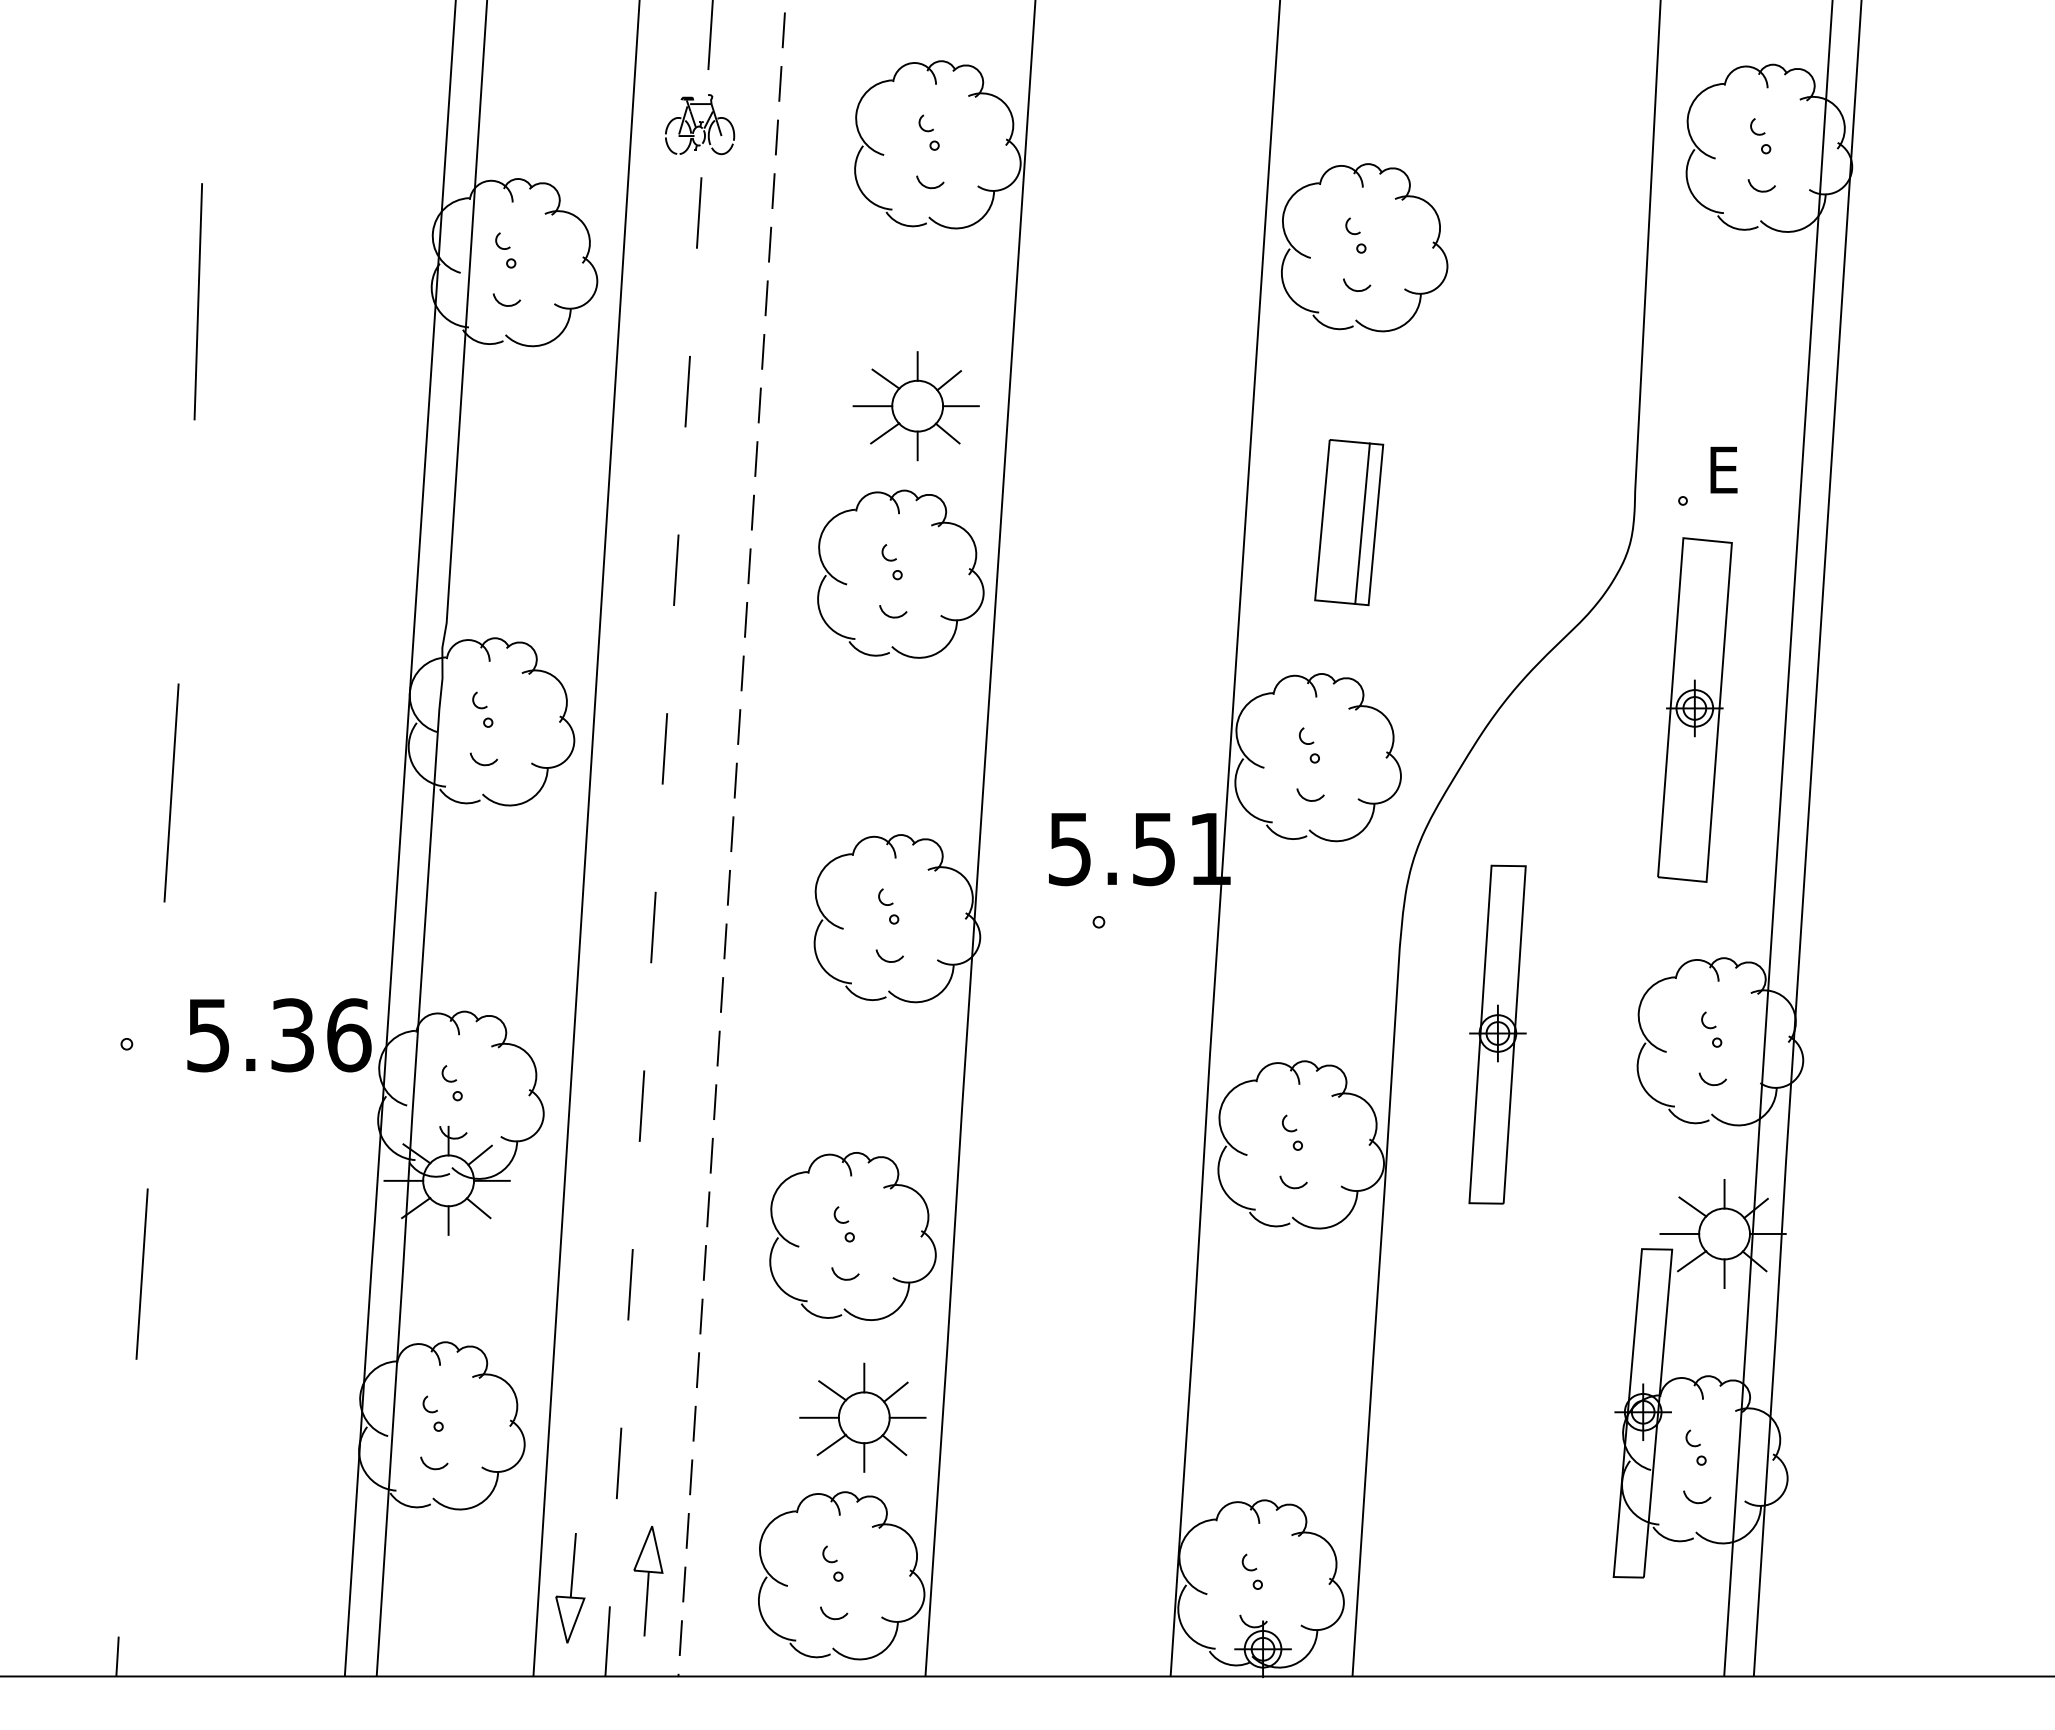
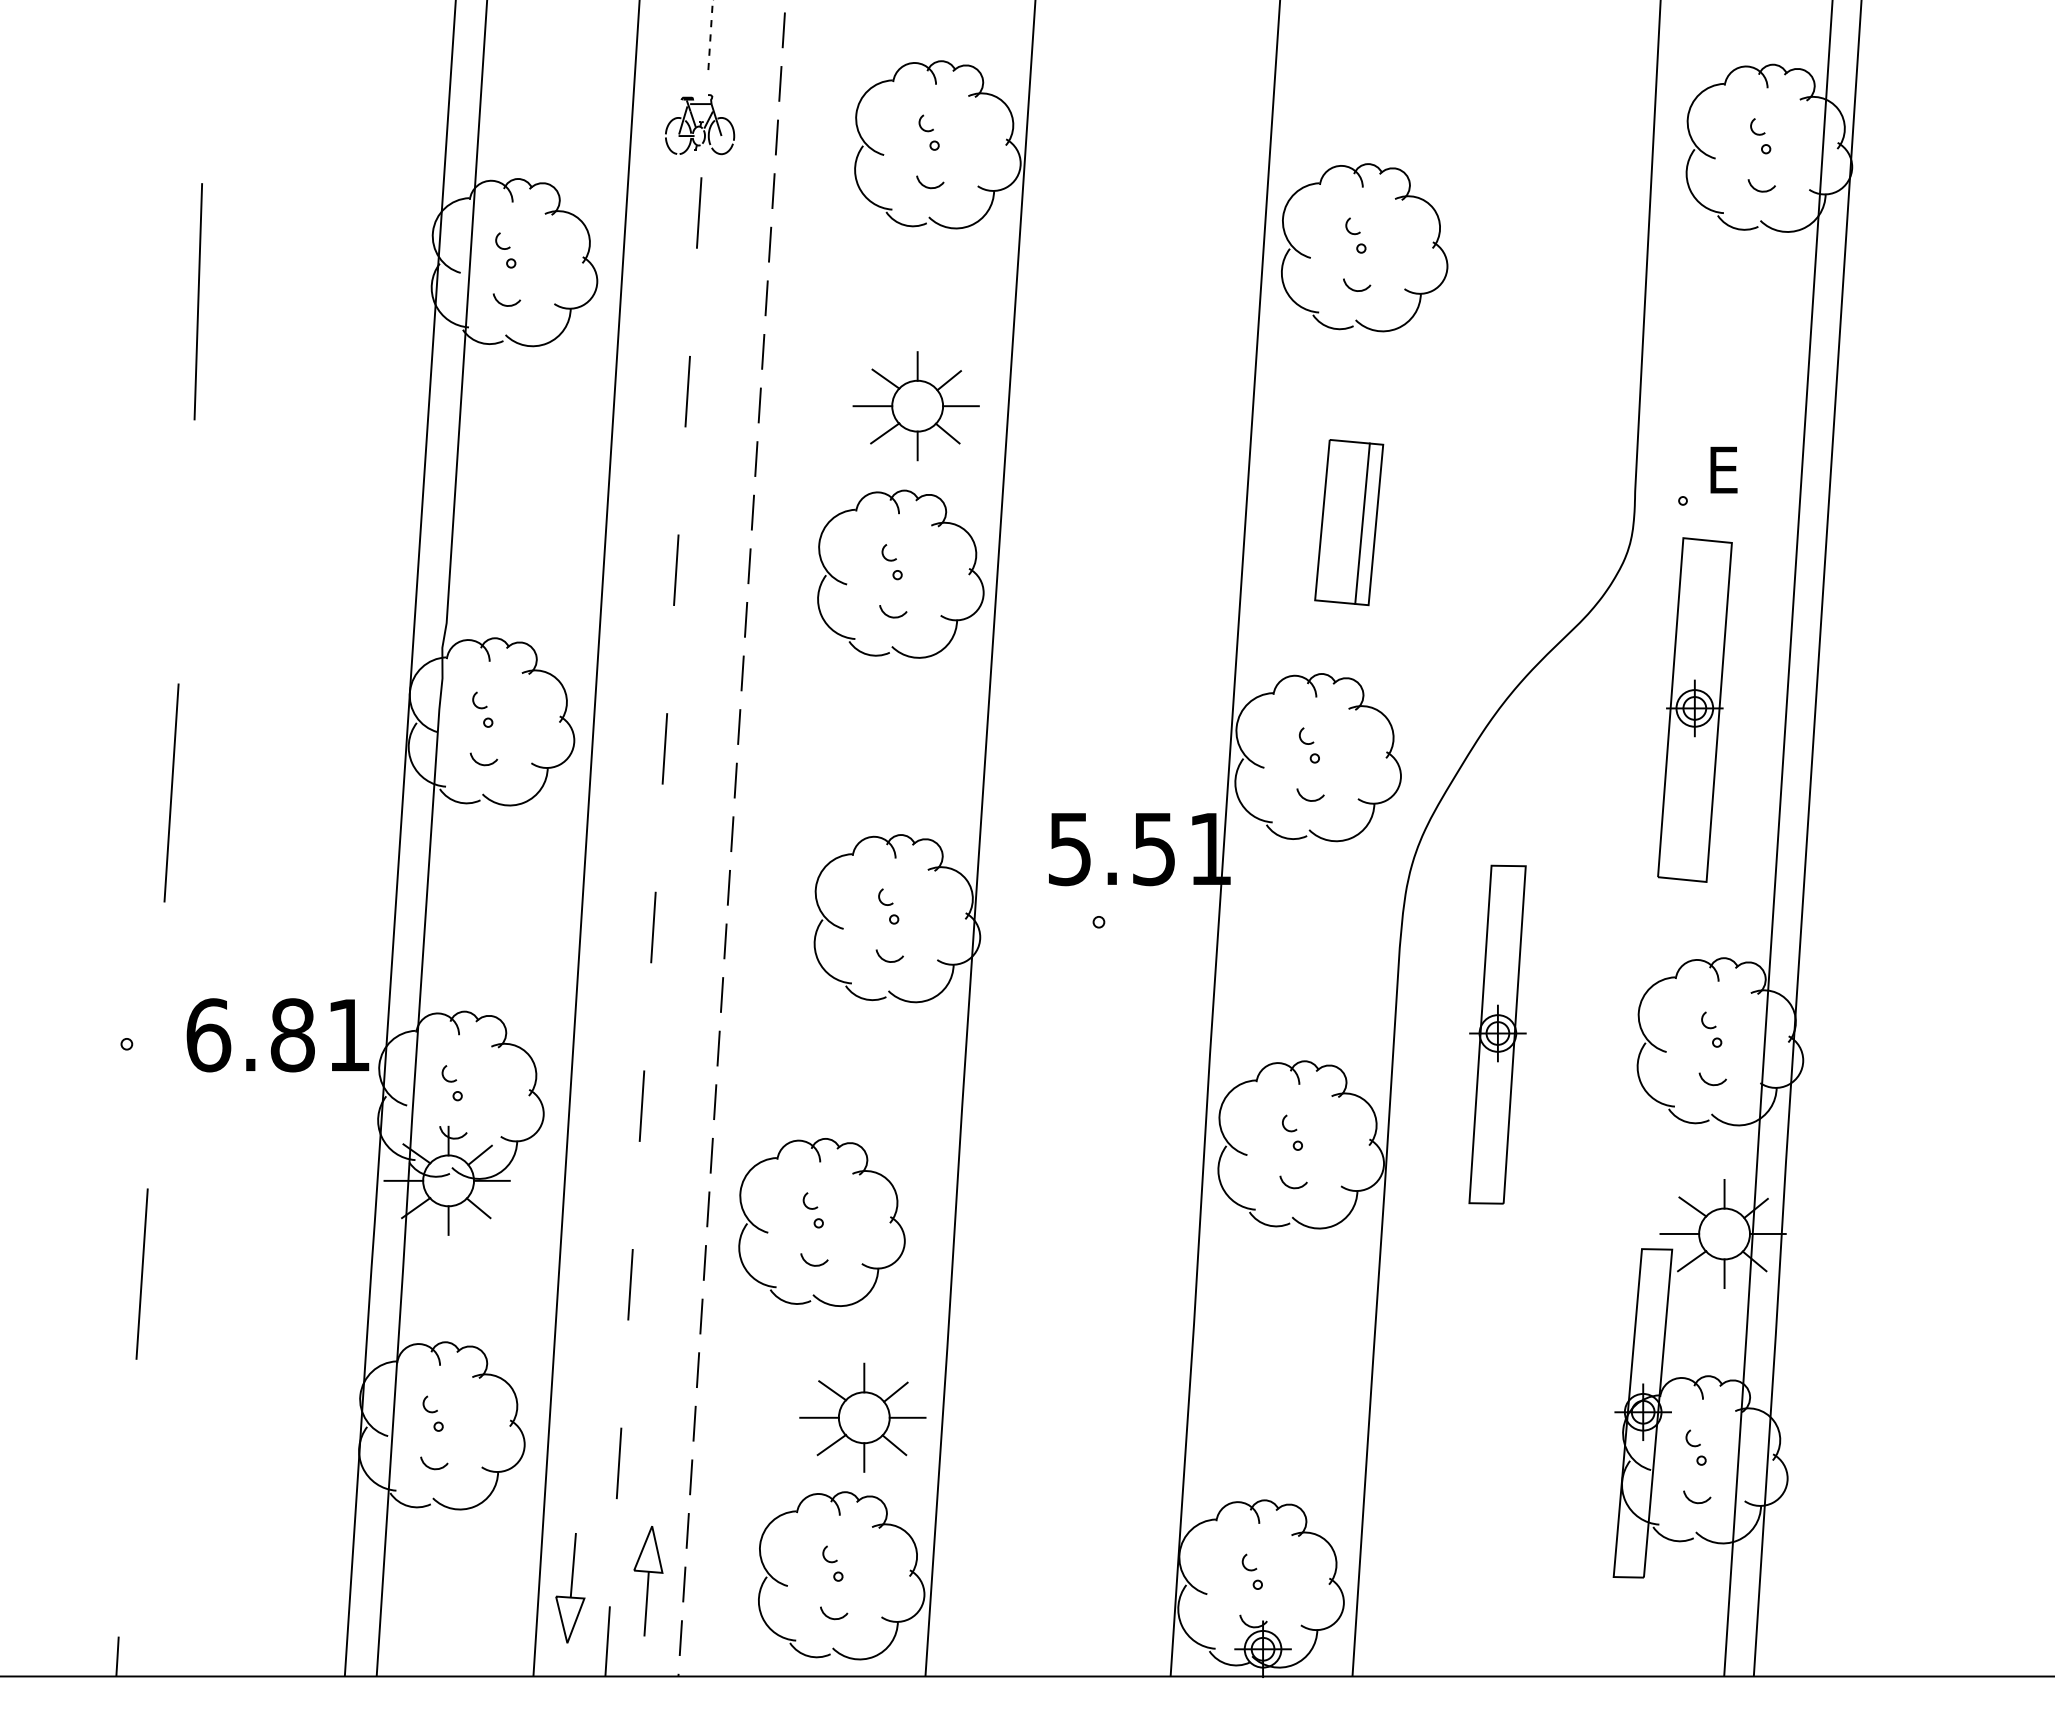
line: solid -> dashed (710, 35)
text: 5.36 -> 6.81 (278, 1035)
part position: (852, 1236) -> (821, 1222) (821, 1222)
